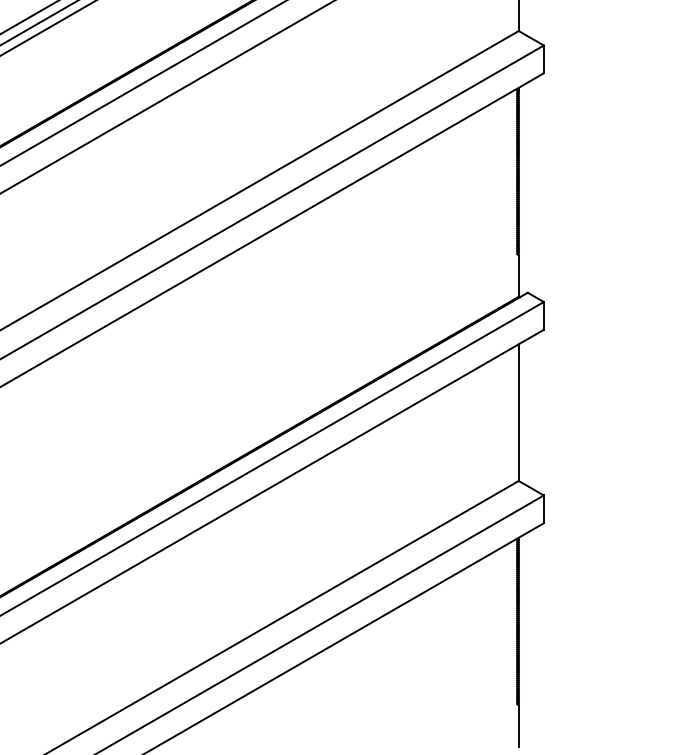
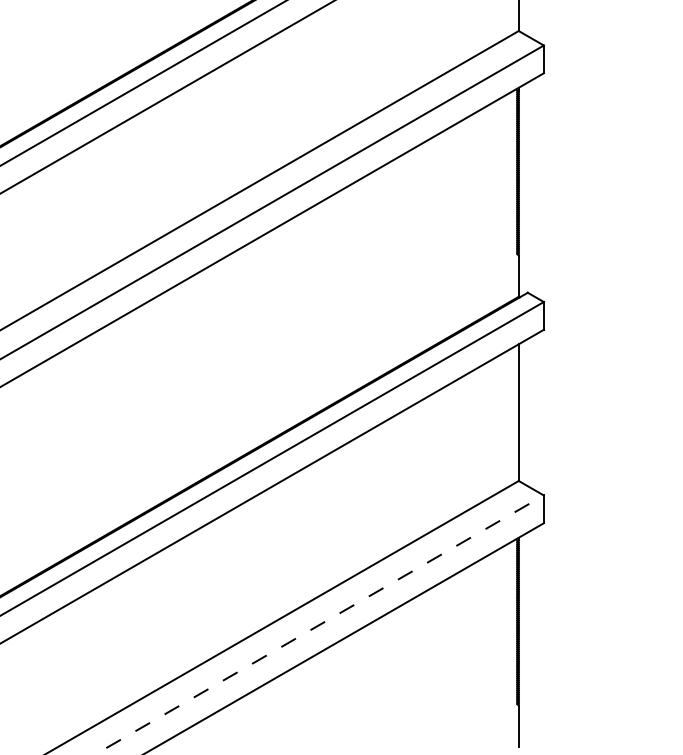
line: present -> none (29, 17)
line: present -> none (38, 23)
line: present -> none (47, 28)
line: solid -> dashed (319, 624)
